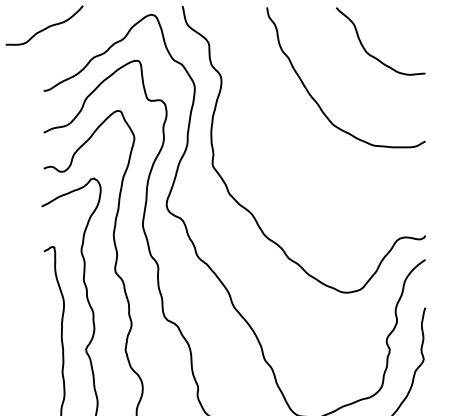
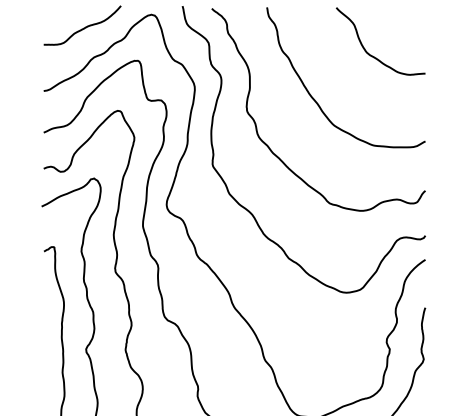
curve position: (45, 27) -> (83, 27) (83, 27)
curve: none -> present (269, 146)
